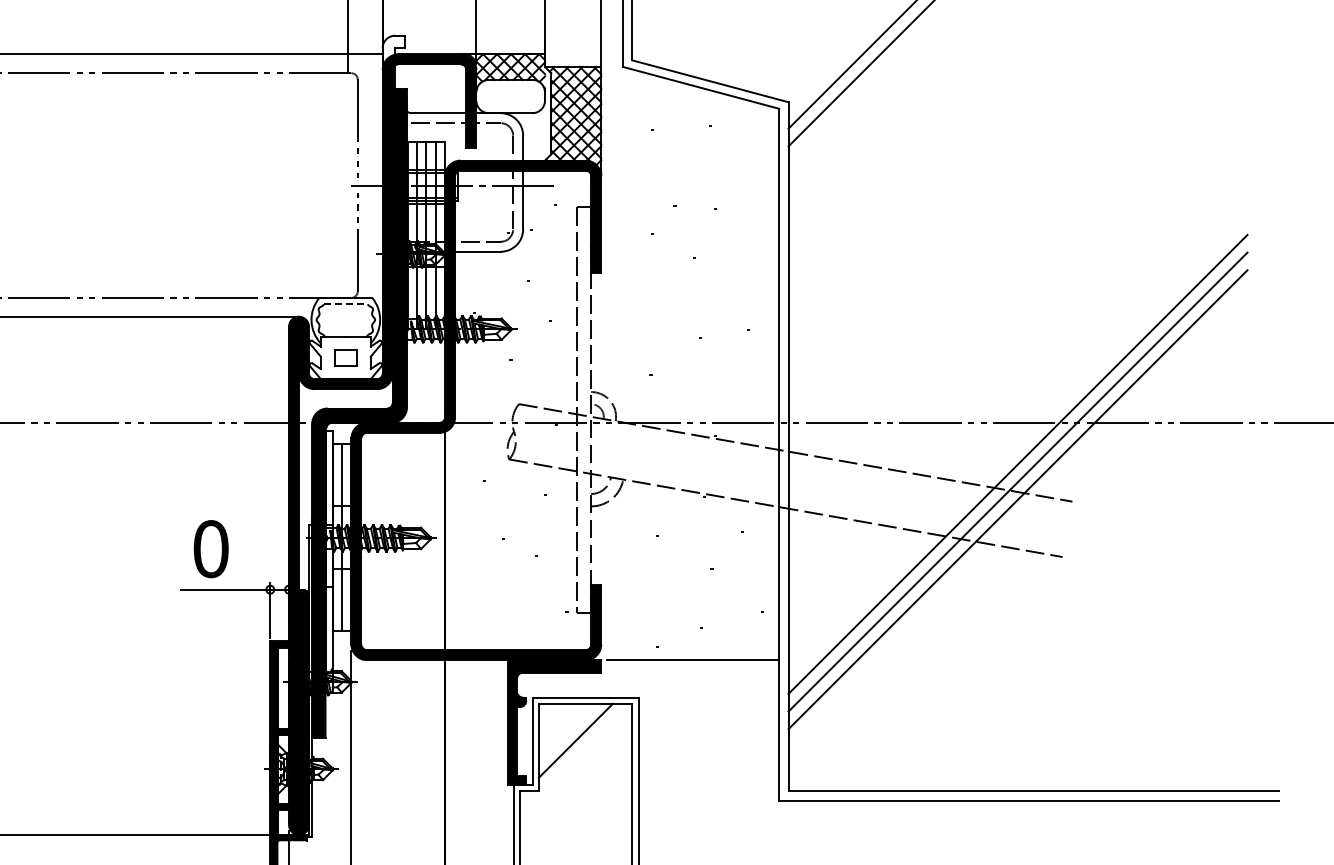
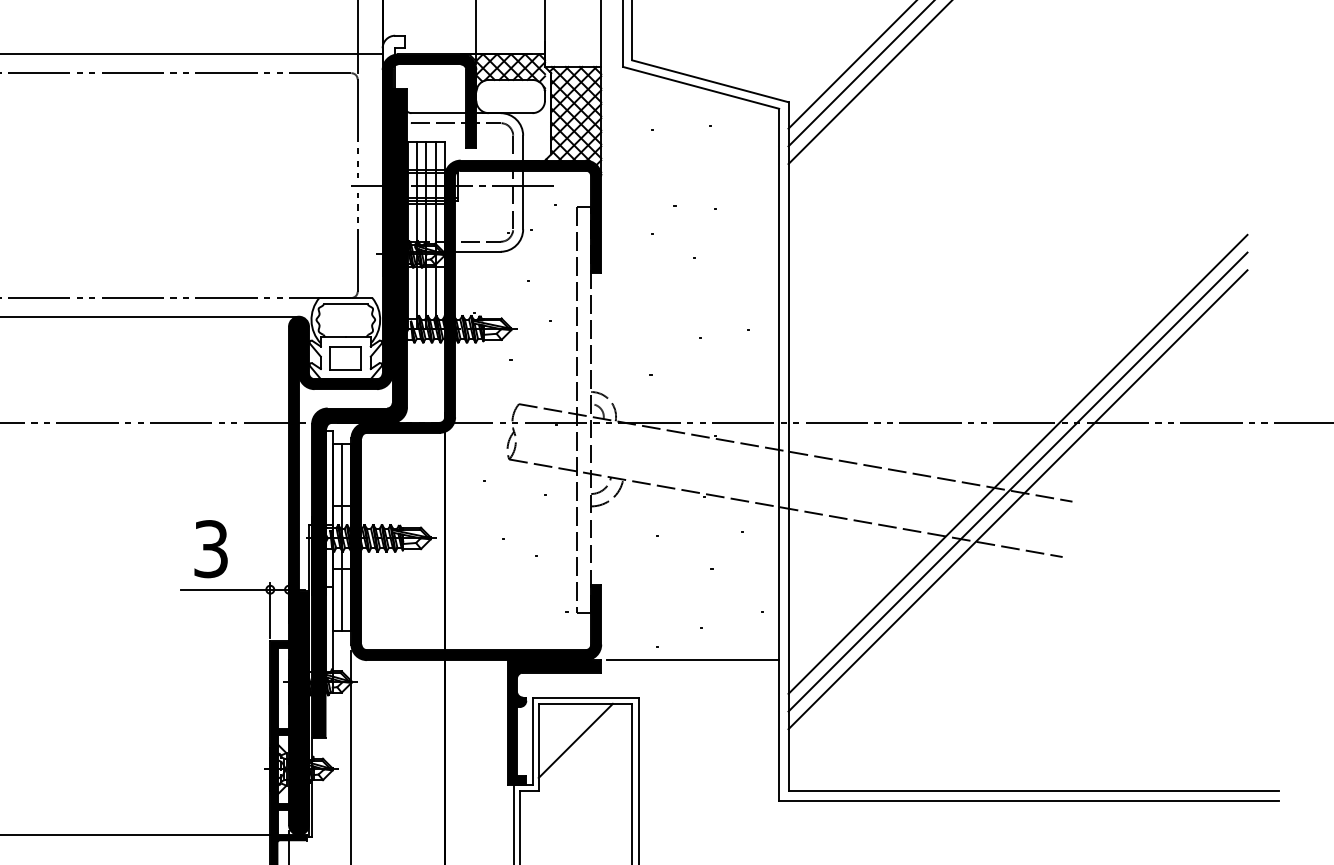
line position: (347, 37) -> (357, 37) (357, 37)
line: none -> present (869, 83)
line: dashed -> solid (345, 304)
part size: 24x18 px -> 33x25 px (345, 358)
text: 0 -> 3 (210, 549)
